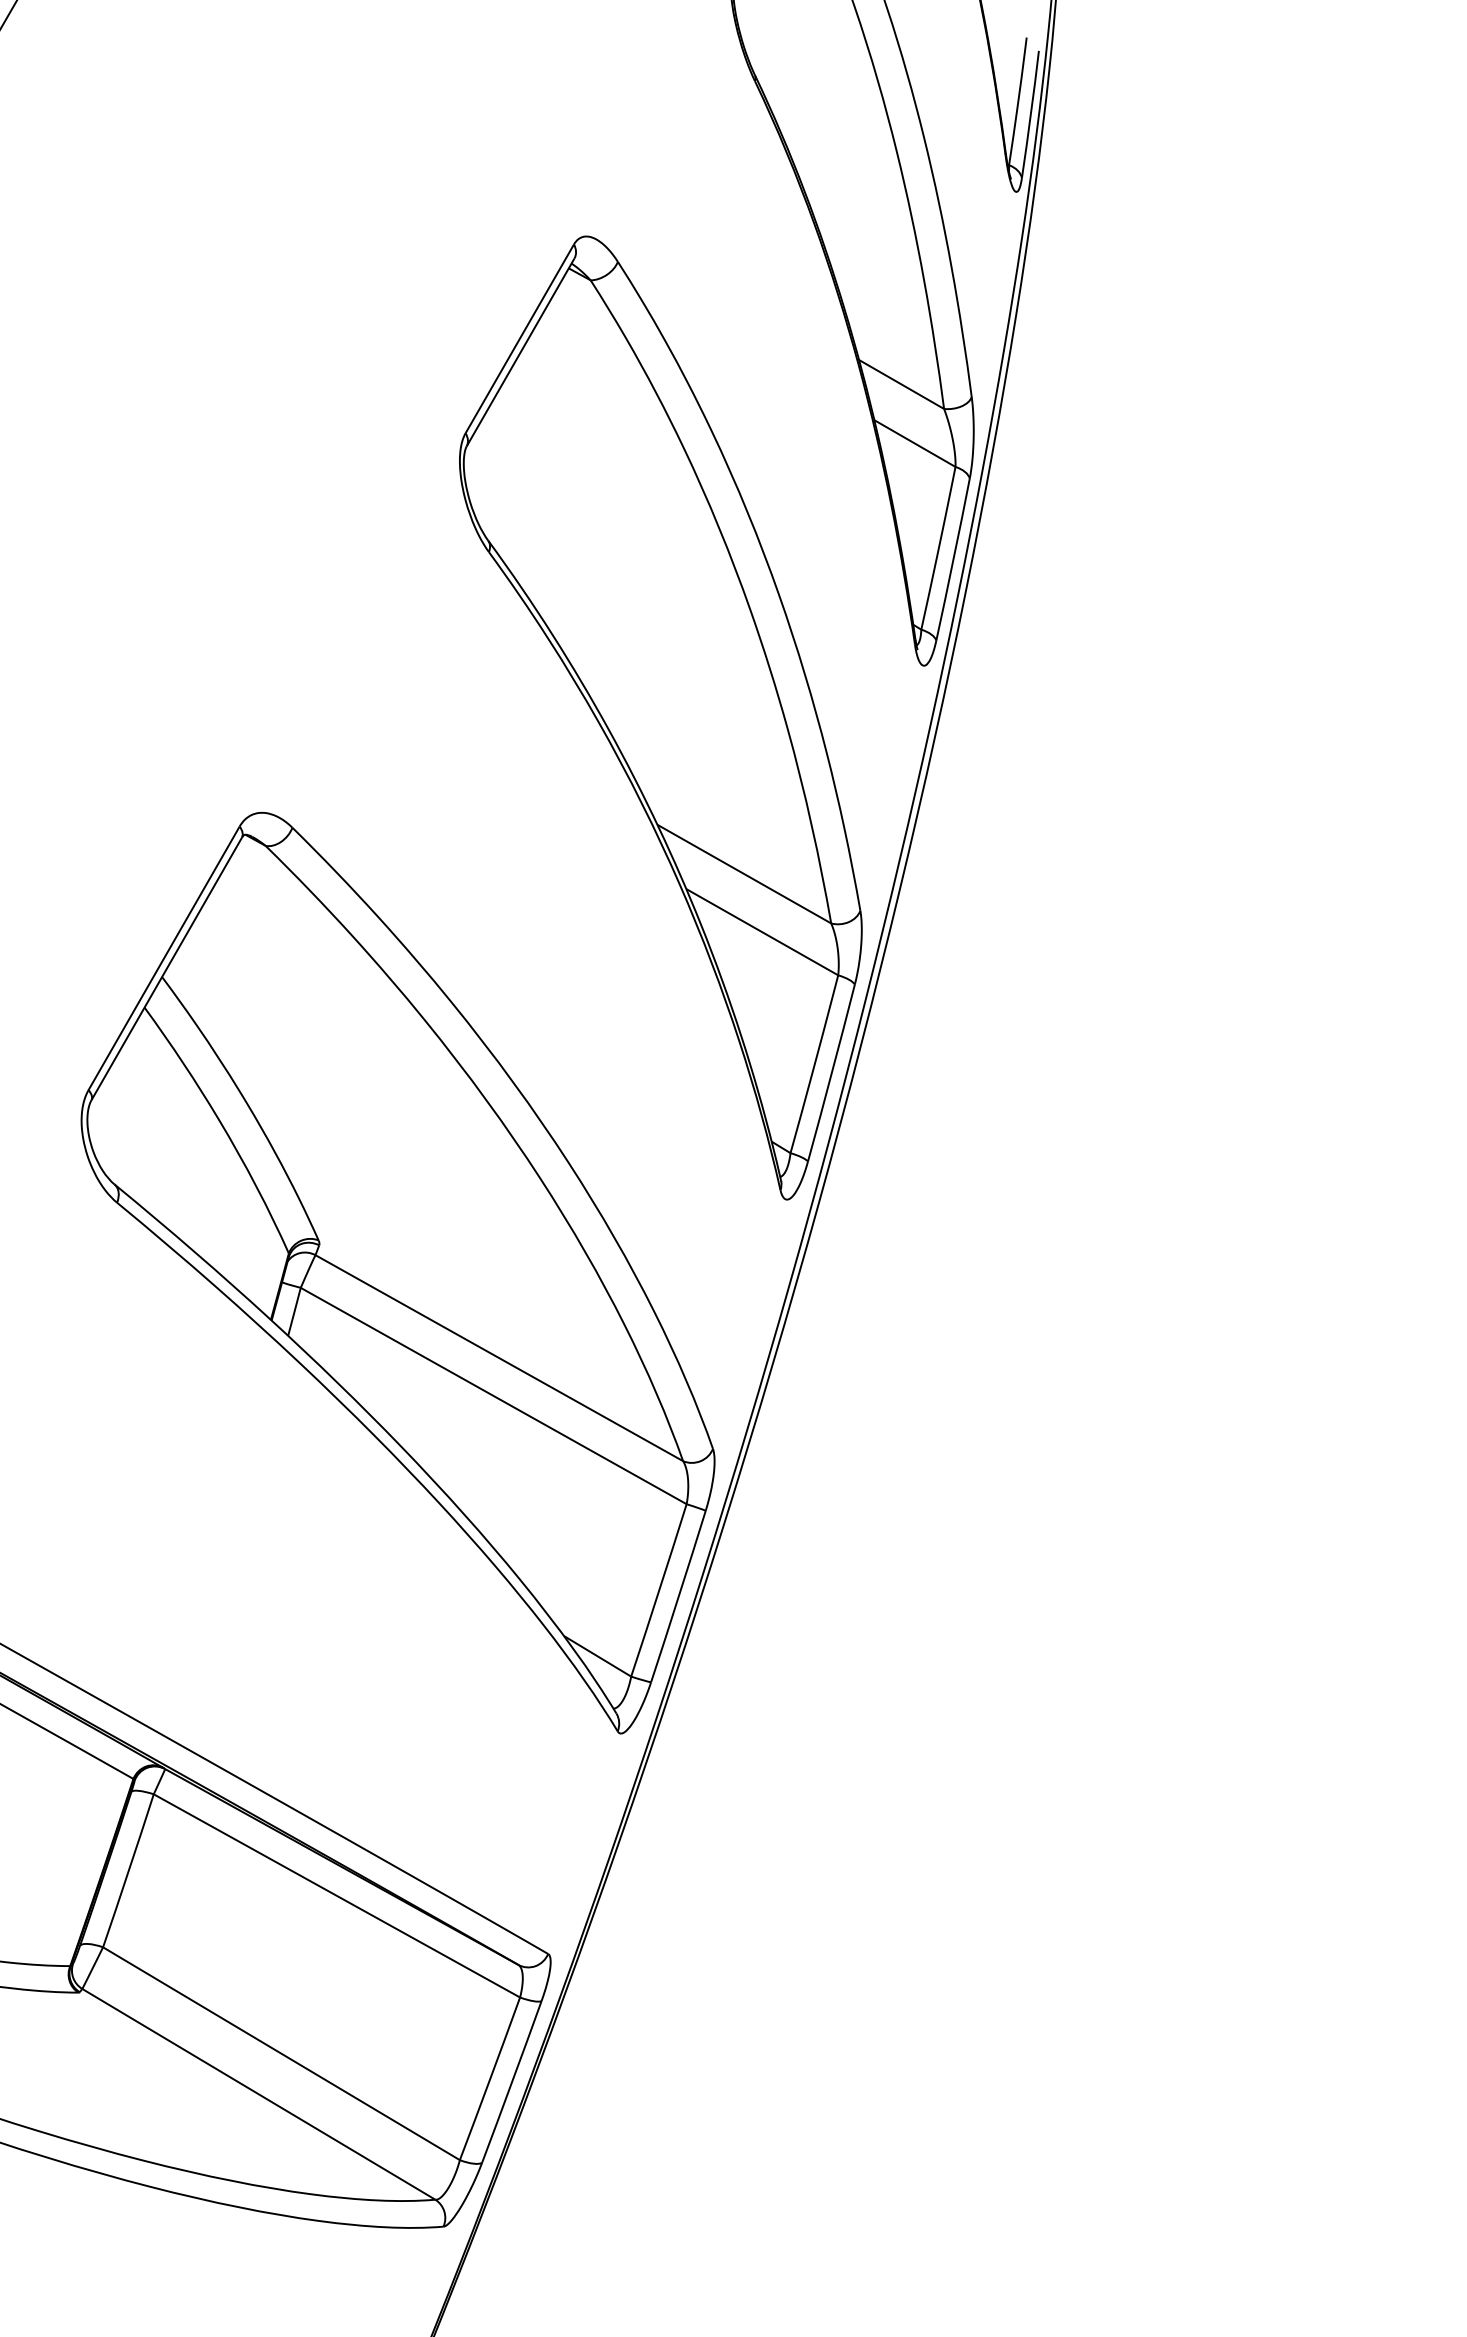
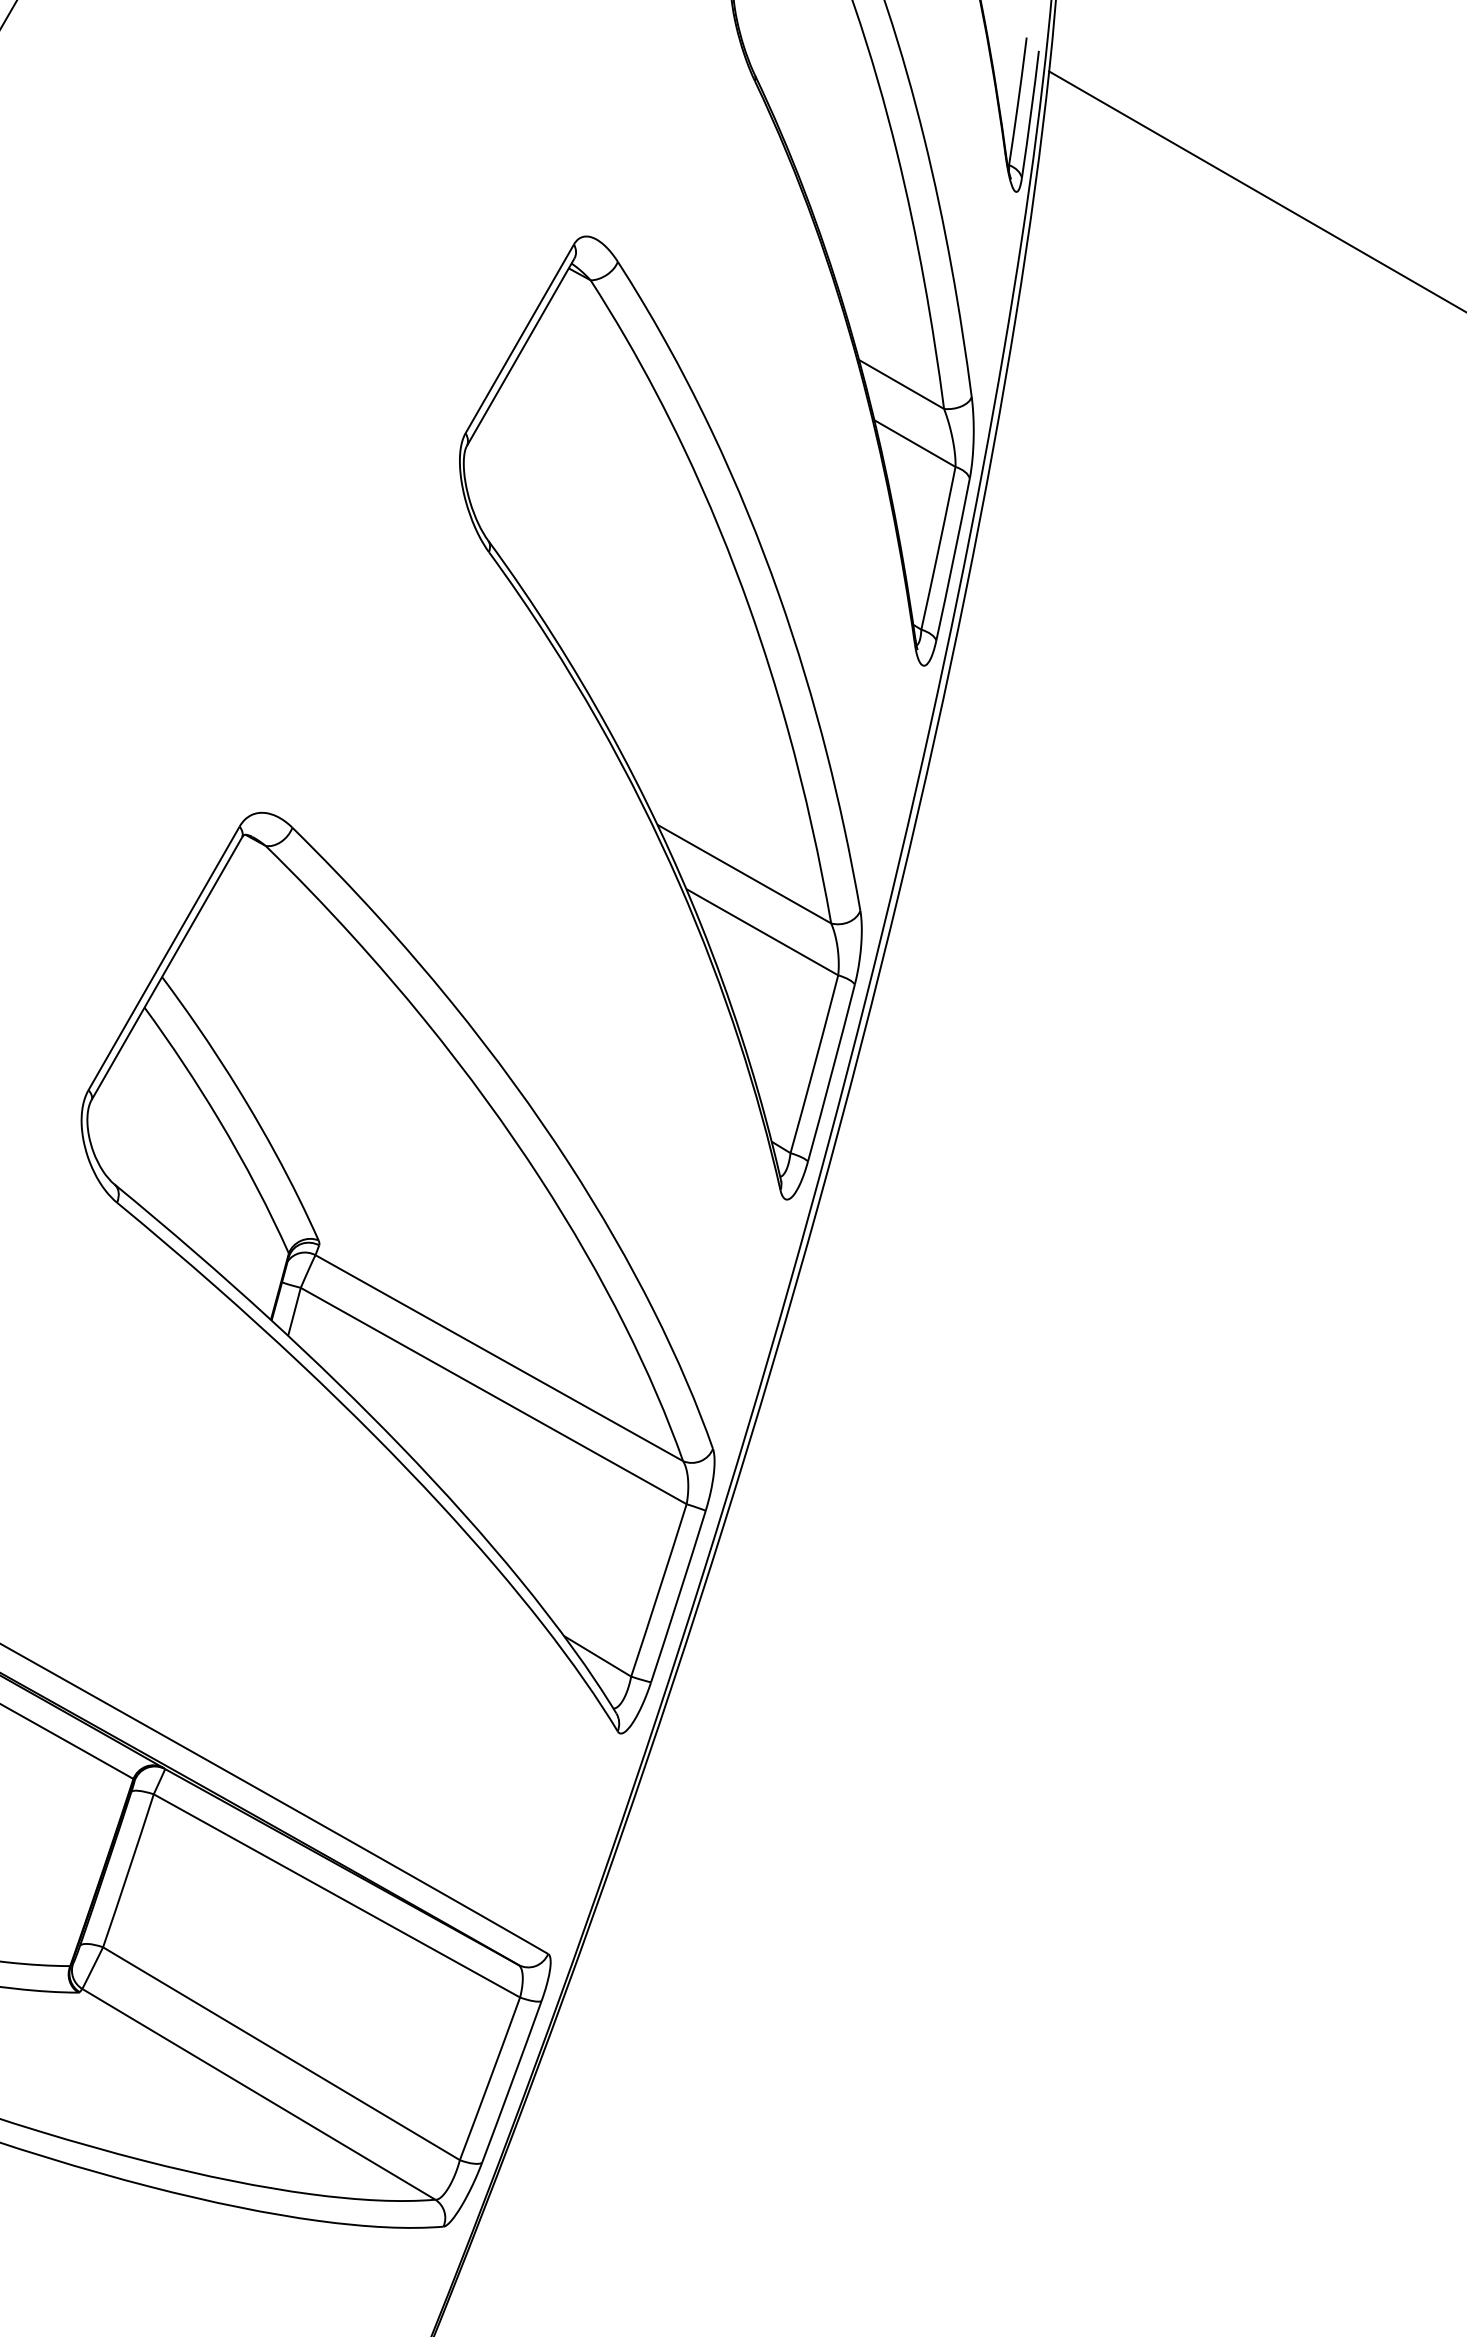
line: none -> present (1256, 190)
